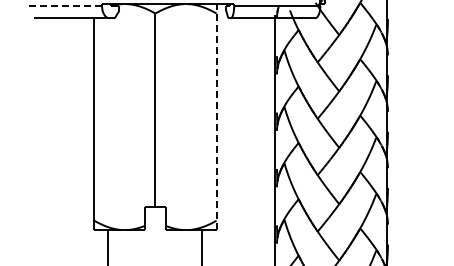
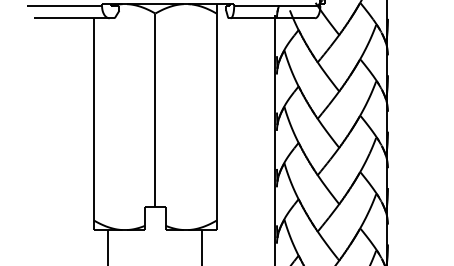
line: dashed -> solid (64, 6)
line: dashed -> solid (216, 117)
